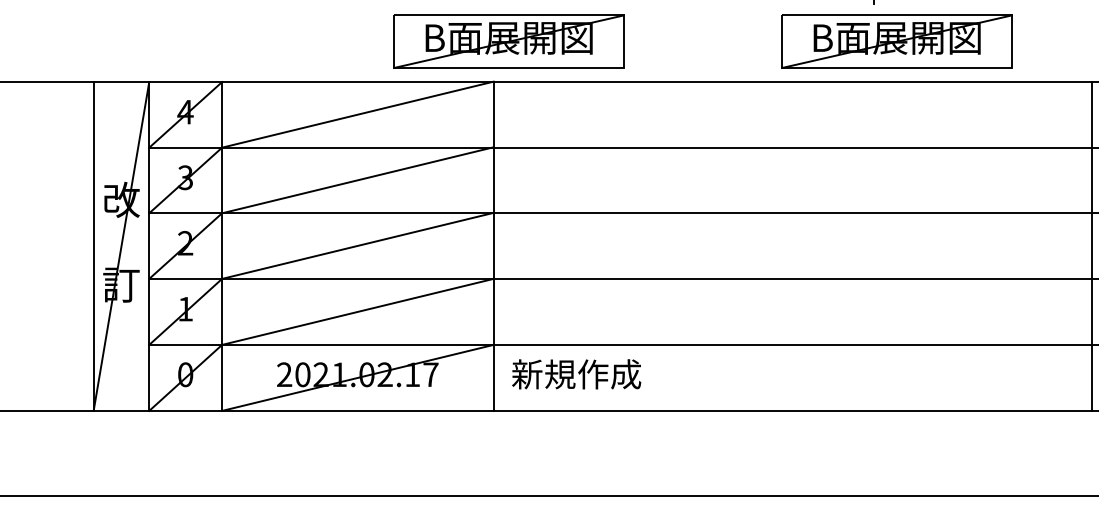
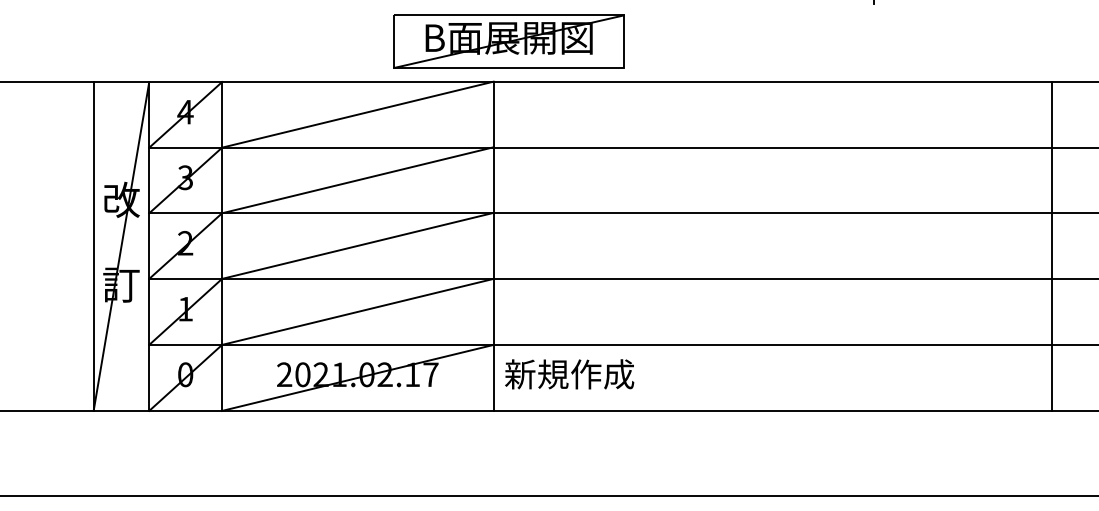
part: present -> none (896, 41)
line position: (1091, 246) -> (1051, 246) (1051, 246)
text position: (576, 374) -> (569, 374) (569, 374)
